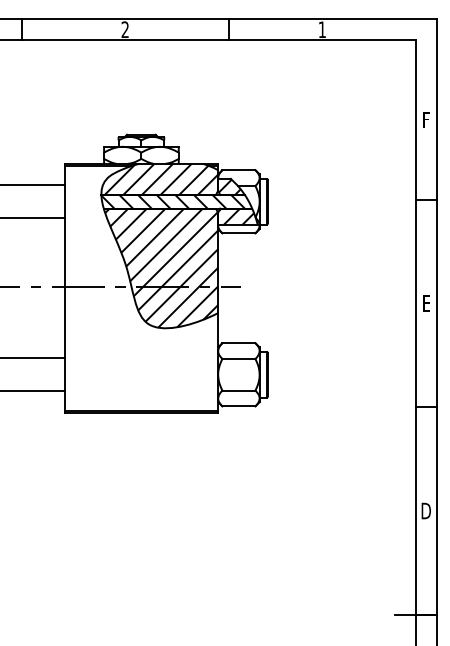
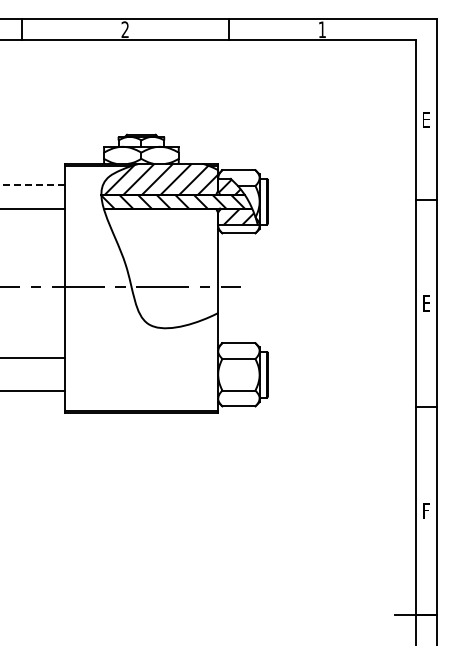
text: F -> E (426, 120)
line: solid -> dashed (32, 185)
line position: (33, 218) -> (33, 209) (33, 209)
hatch: present -> none (161, 267)
text: D -> F (425, 510)
